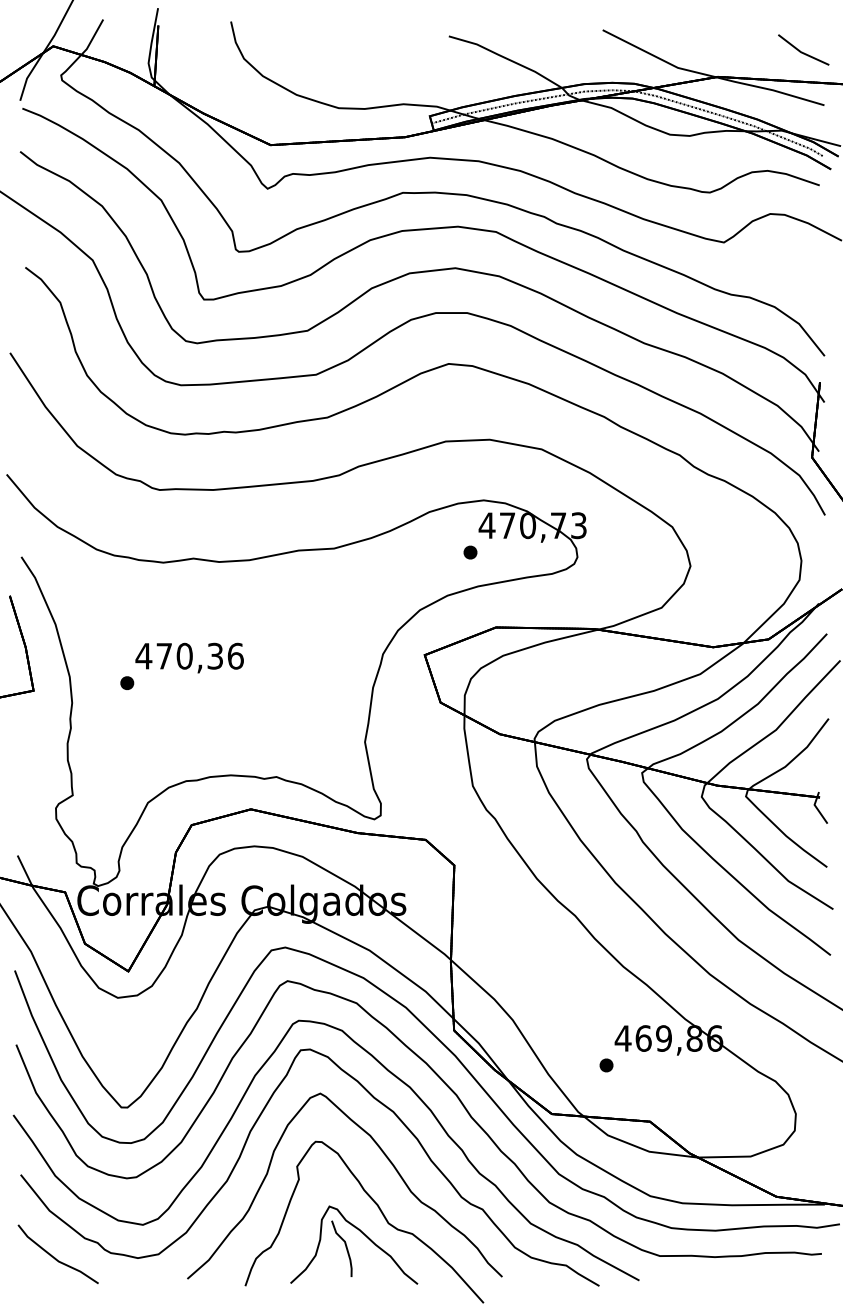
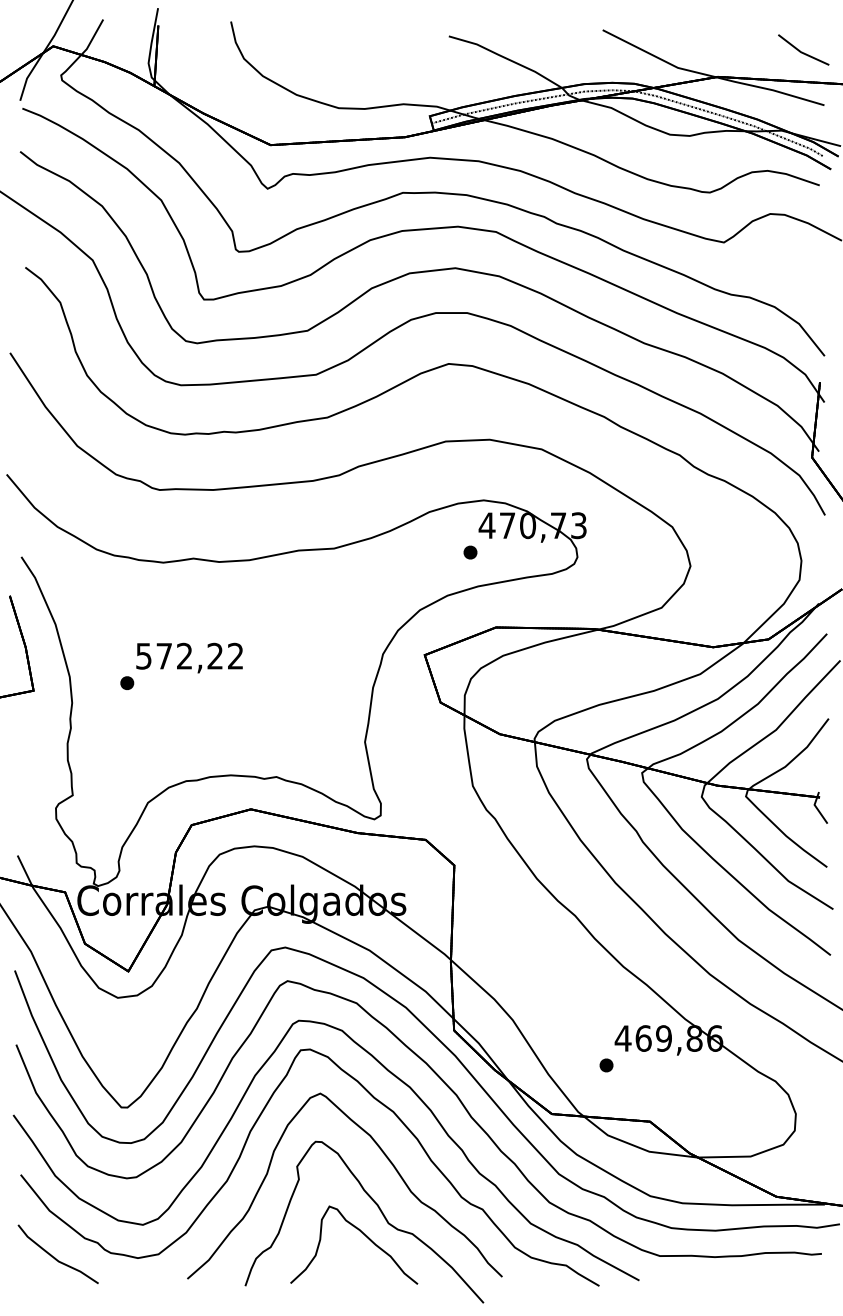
text: 470,36 -> 572,22 (189, 655)
curve: present -> none (345, 1247)
